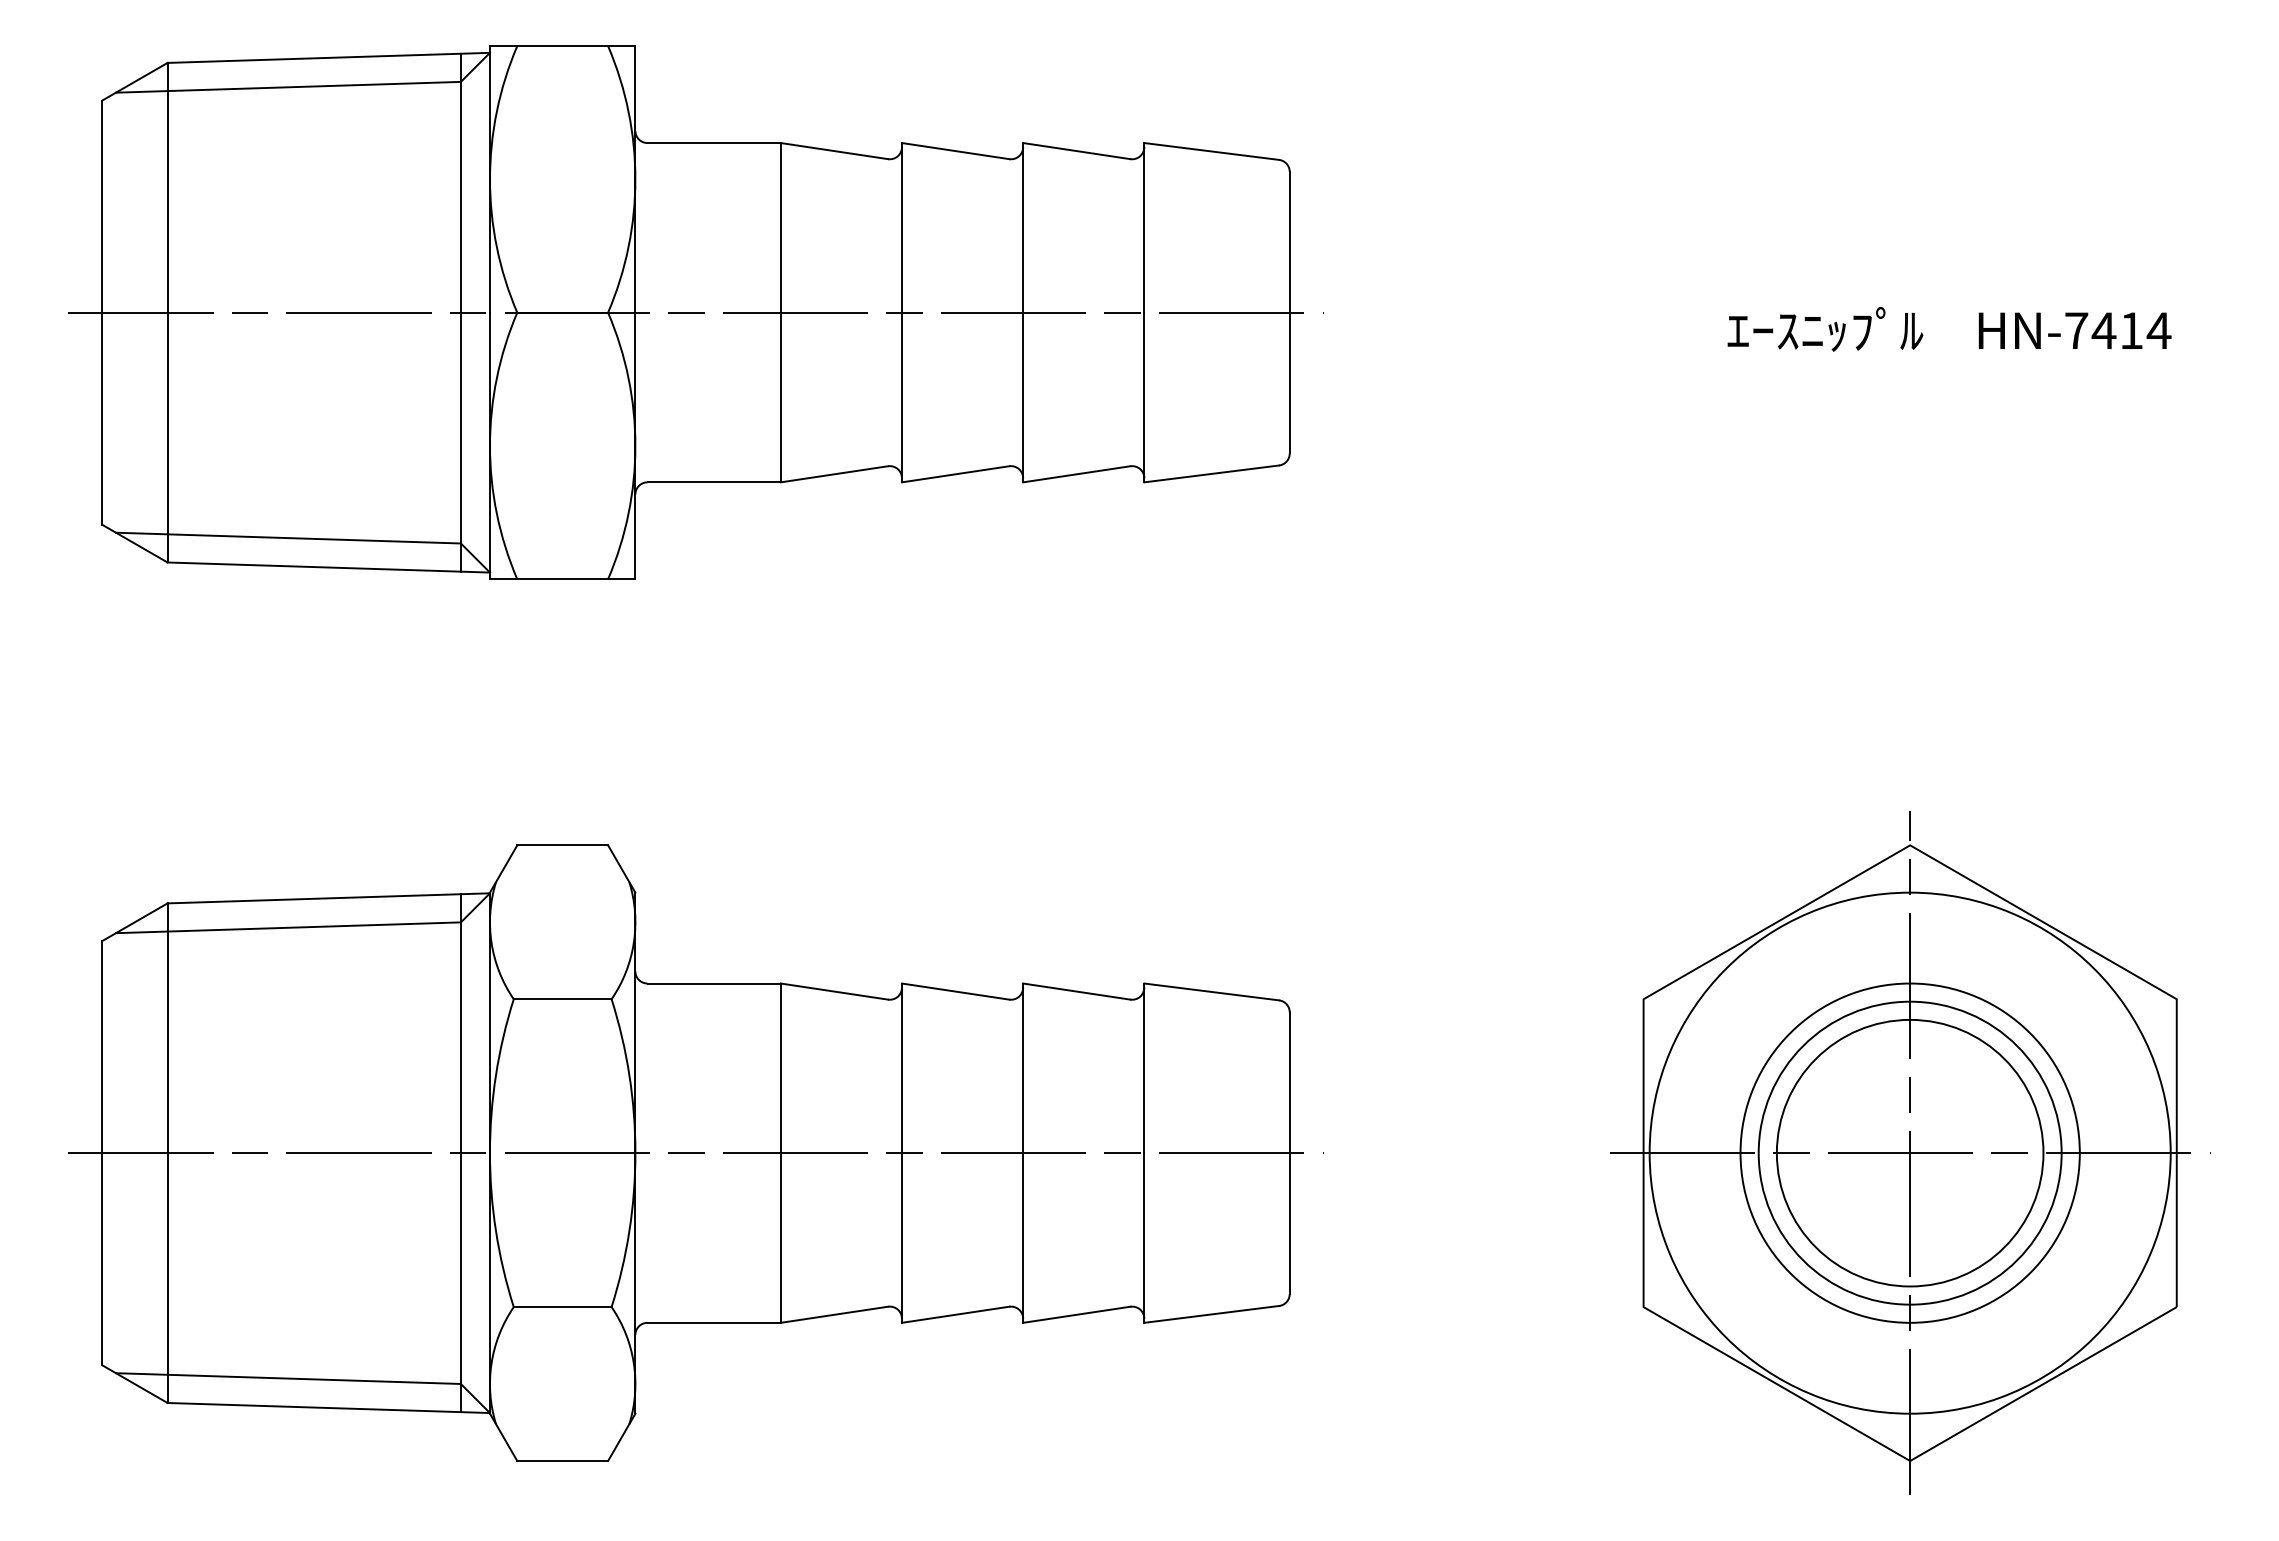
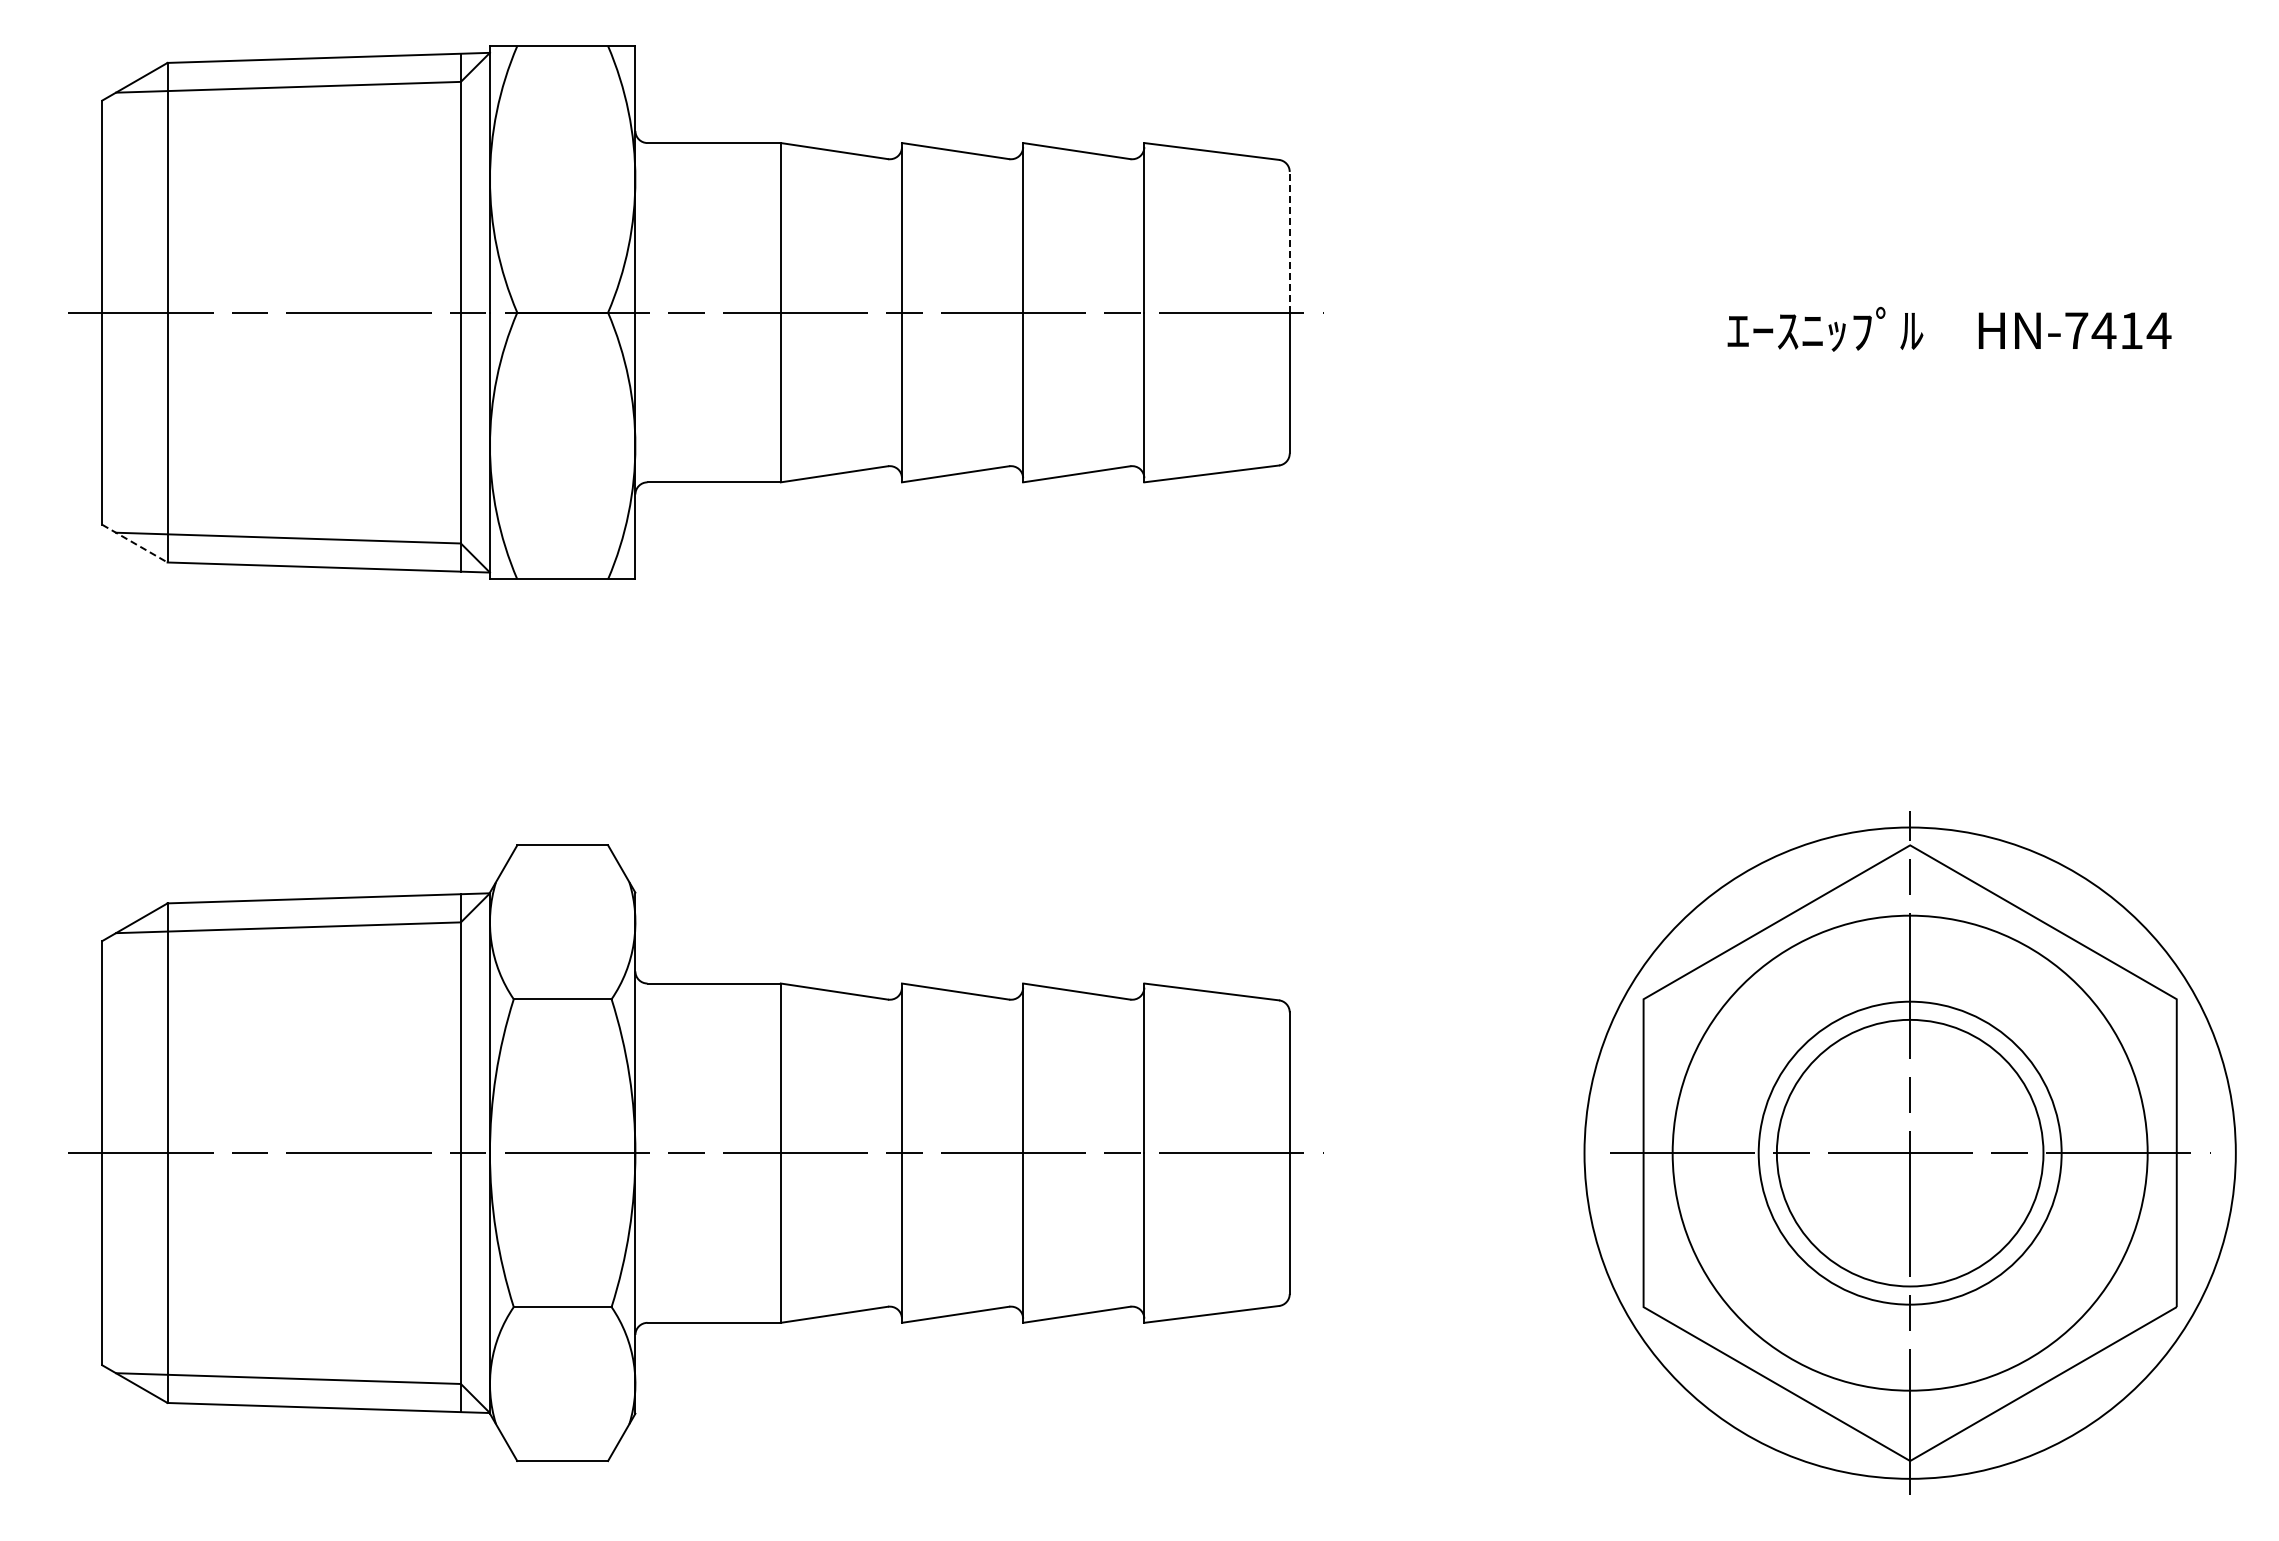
line: solid -> dashed (1289, 241)
line: solid -> dashed (134, 543)
circle diameter: 339 px -> 475 px (1909, 1152)
circle diameter: 521 px -> 651 px (1909, 1152)
